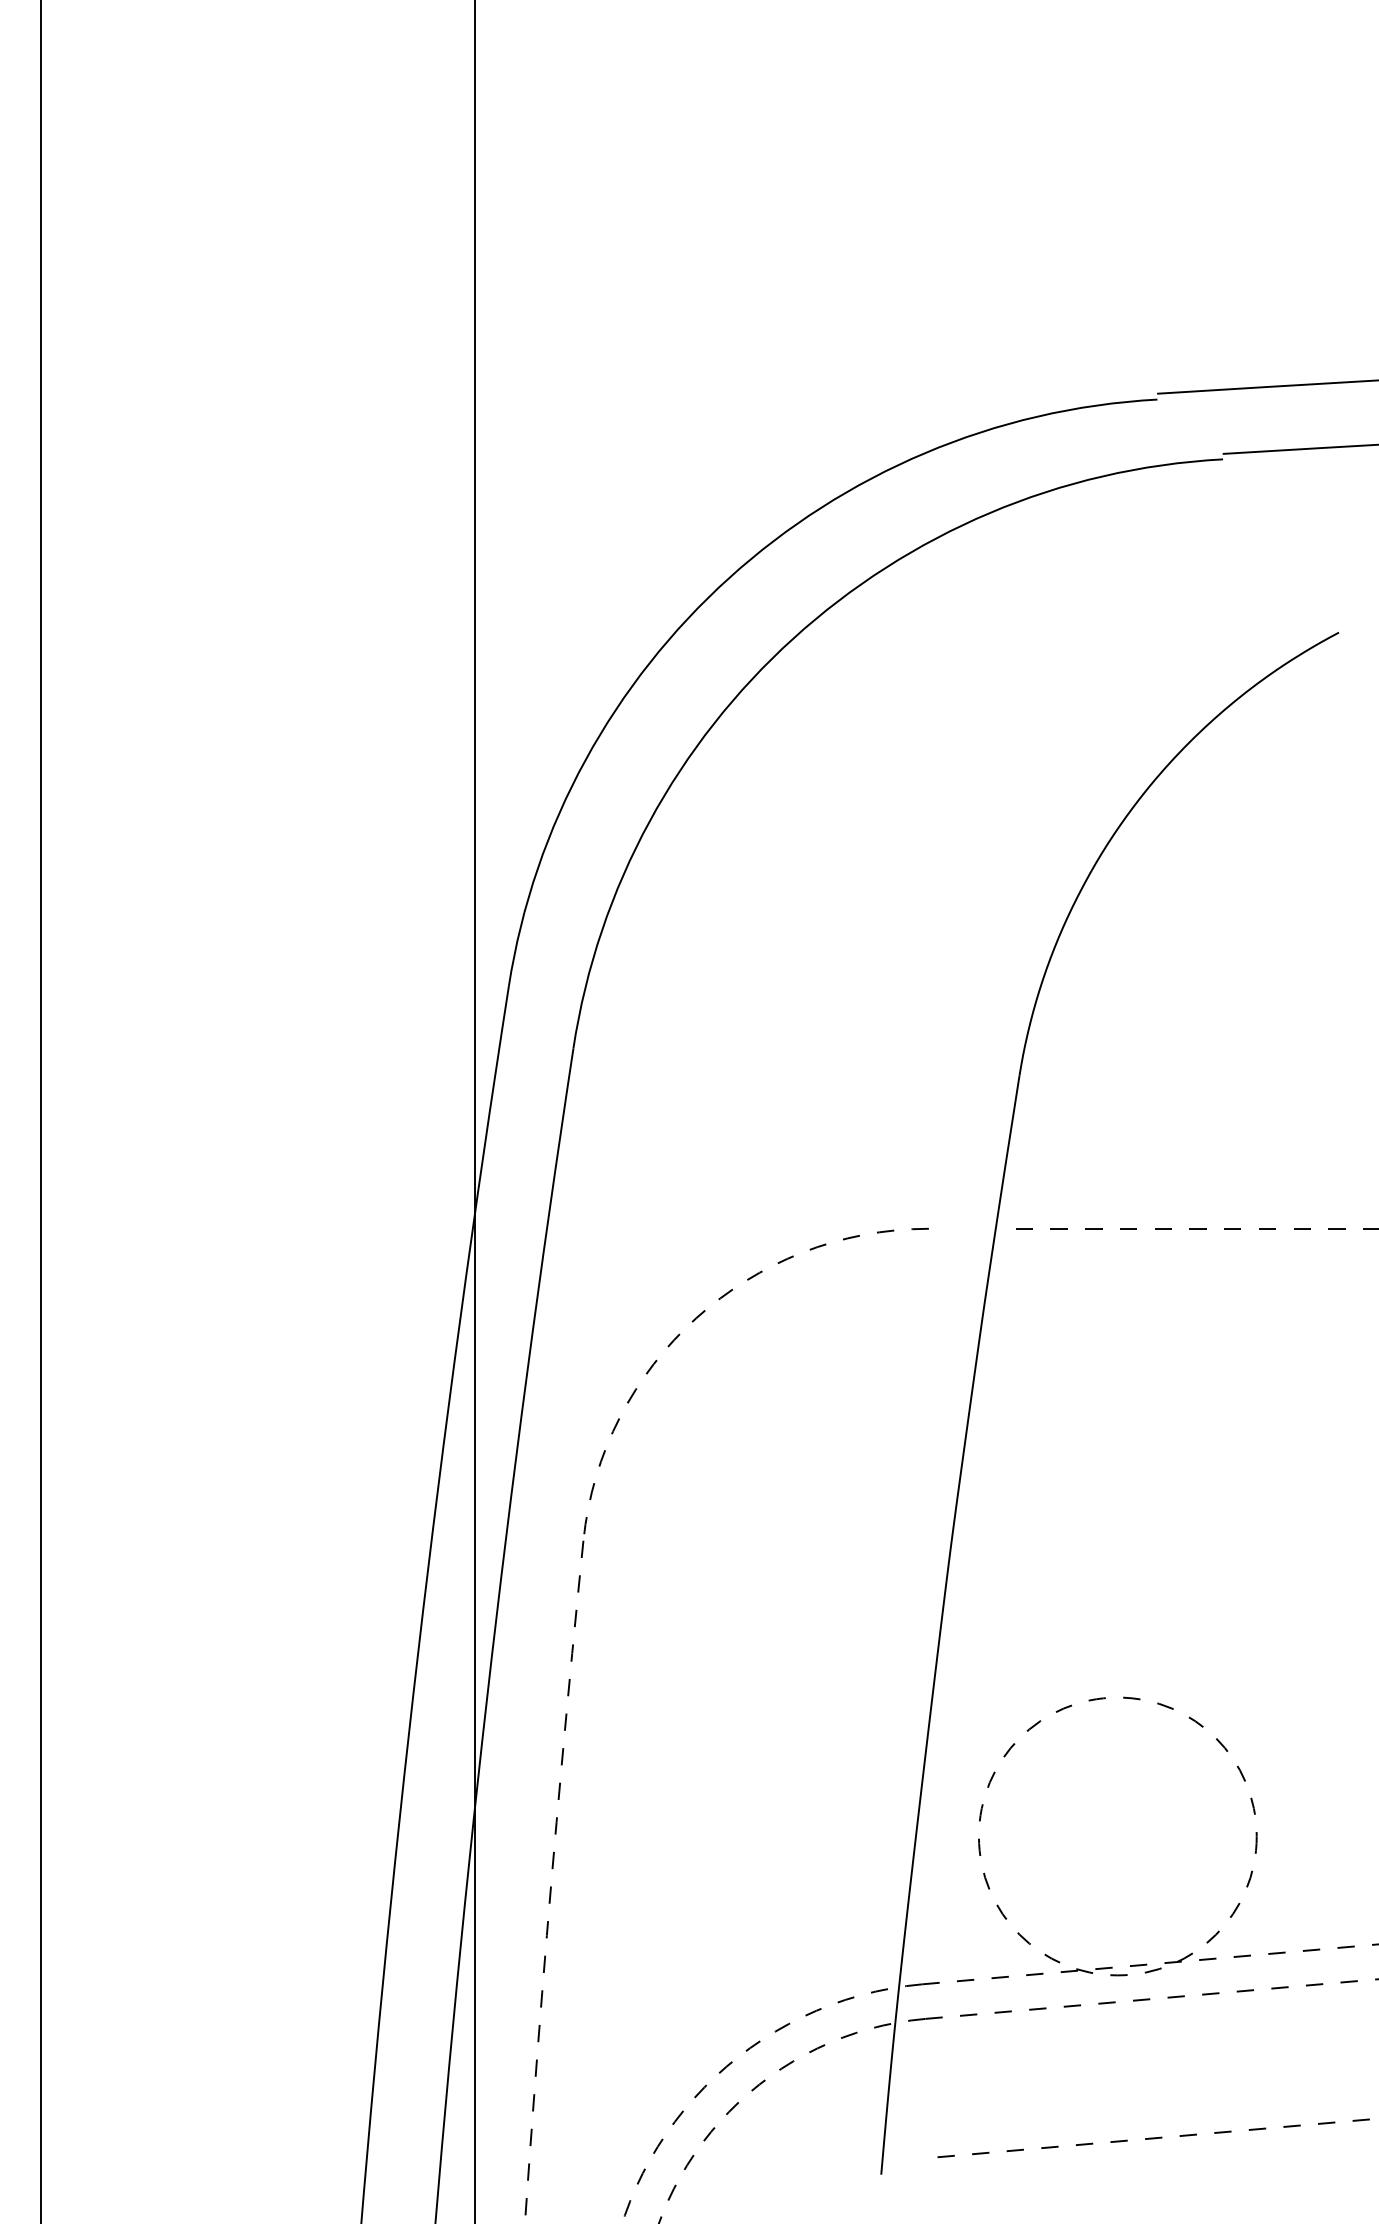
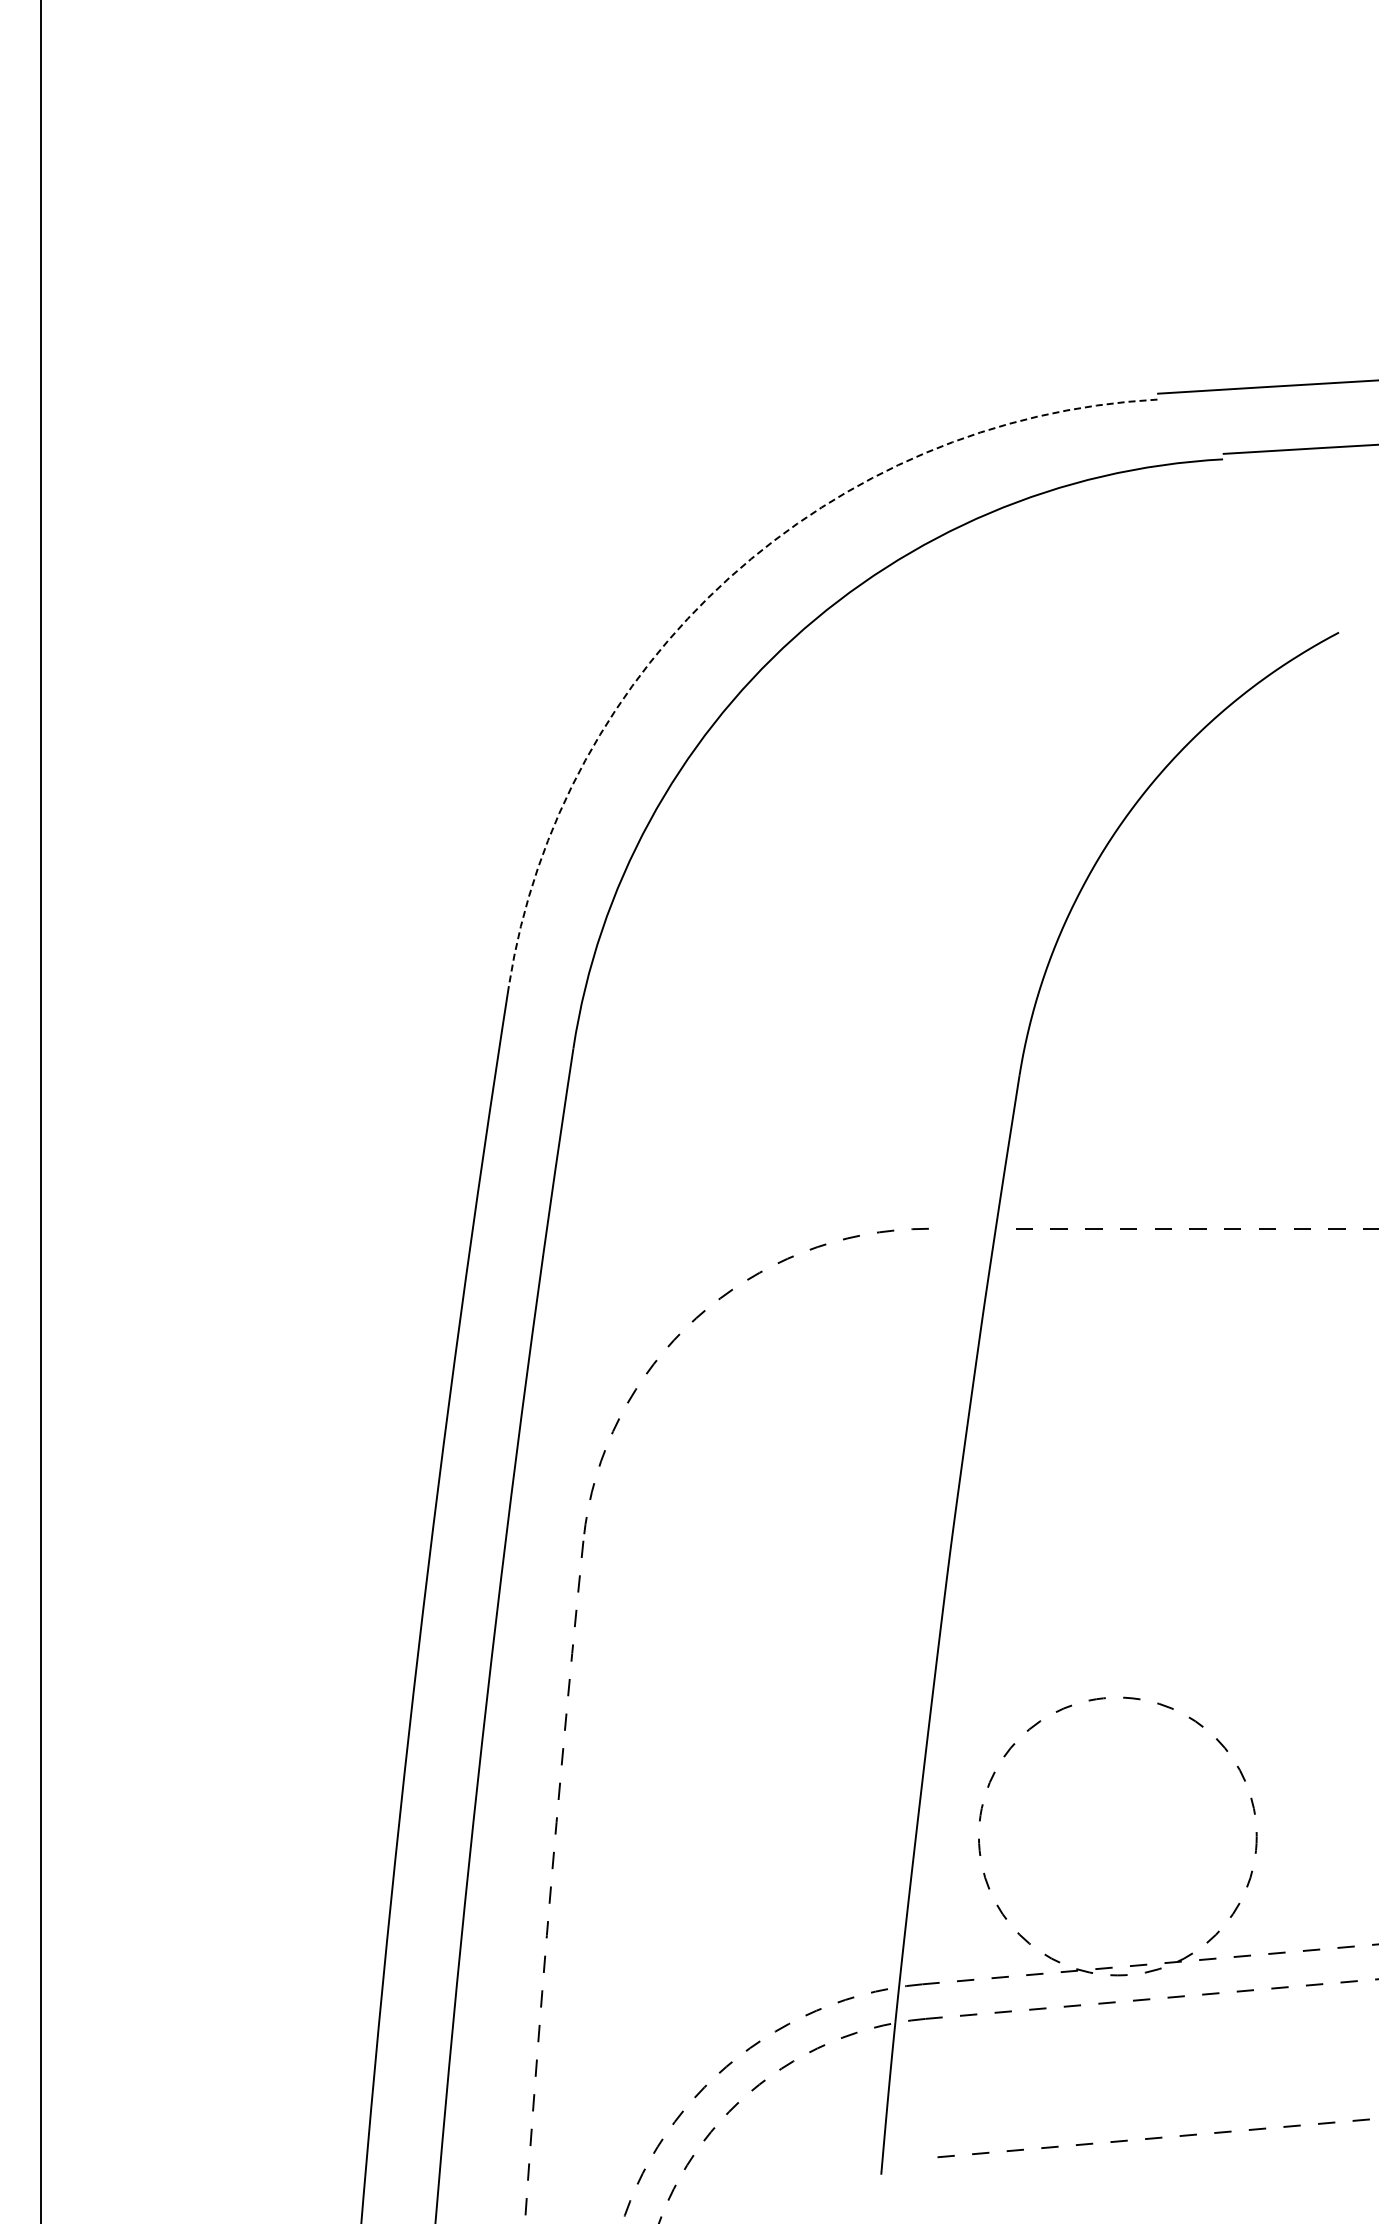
arc: solid -> dashed (729, 577)
line: present -> none (475, 1111)
